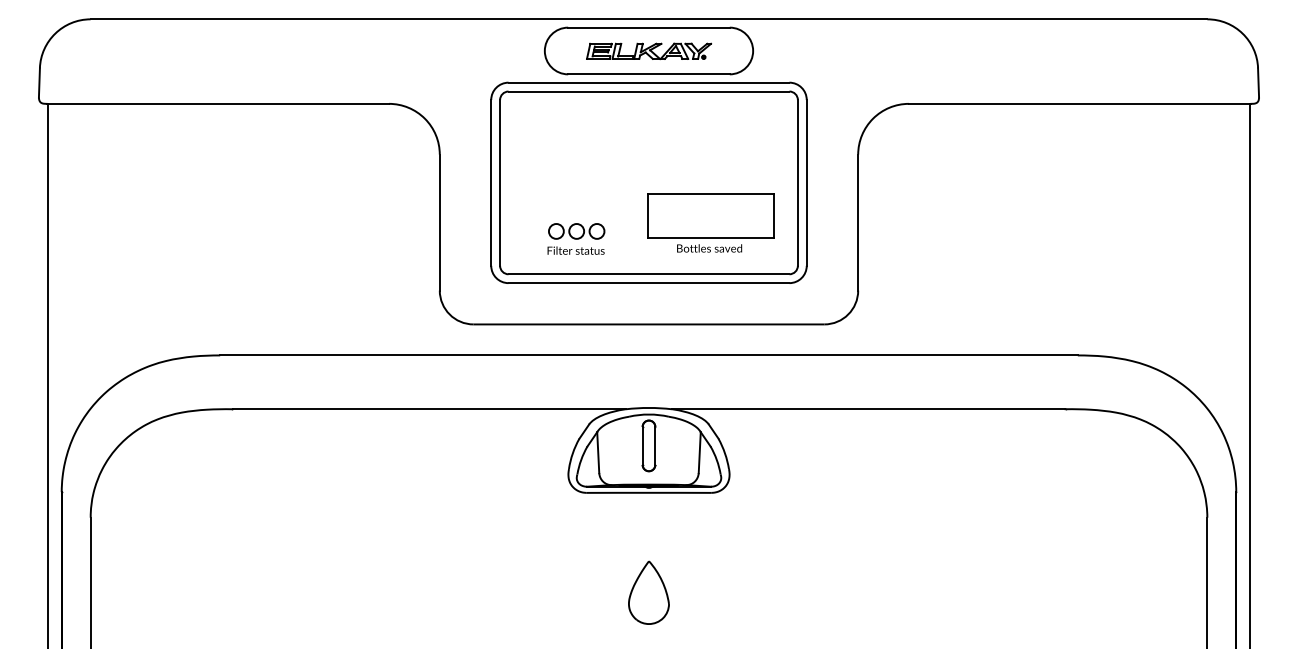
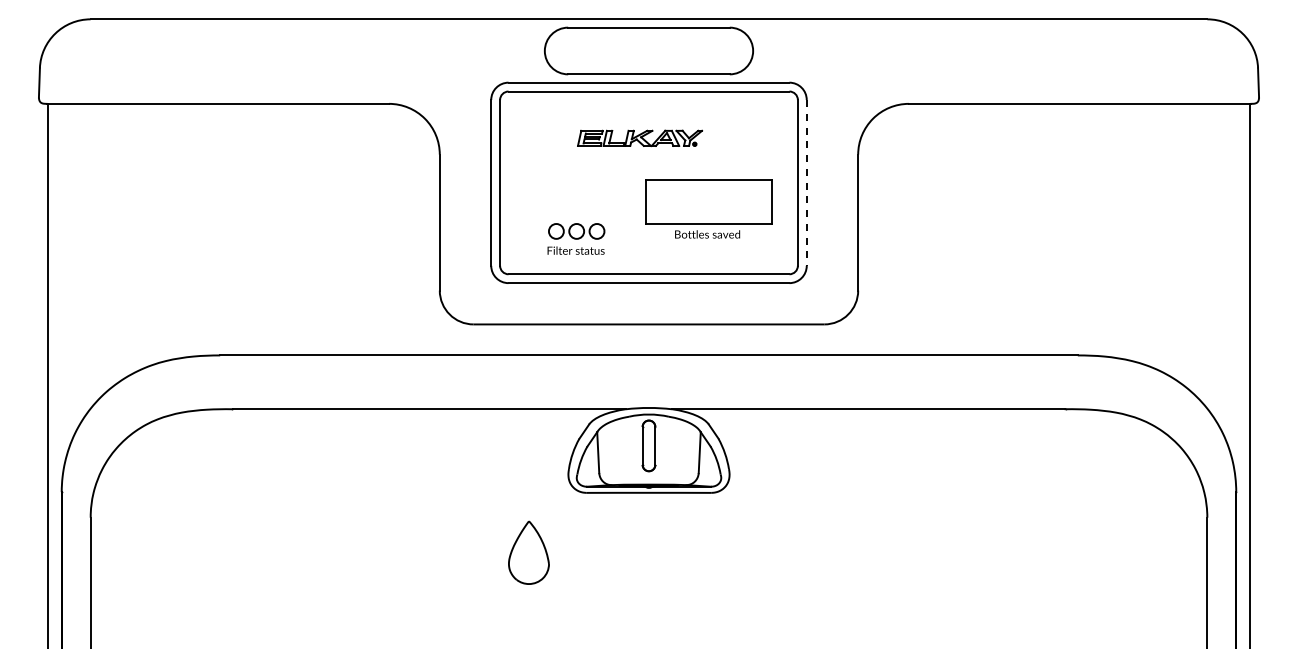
part position: (649, 51) -> (640, 138) (640, 138)
line: solid -> dashed (806, 182)
part position: (710, 222) -> (708, 208) (708, 208)
part position: (648, 592) -> (528, 552) (528, 552)
